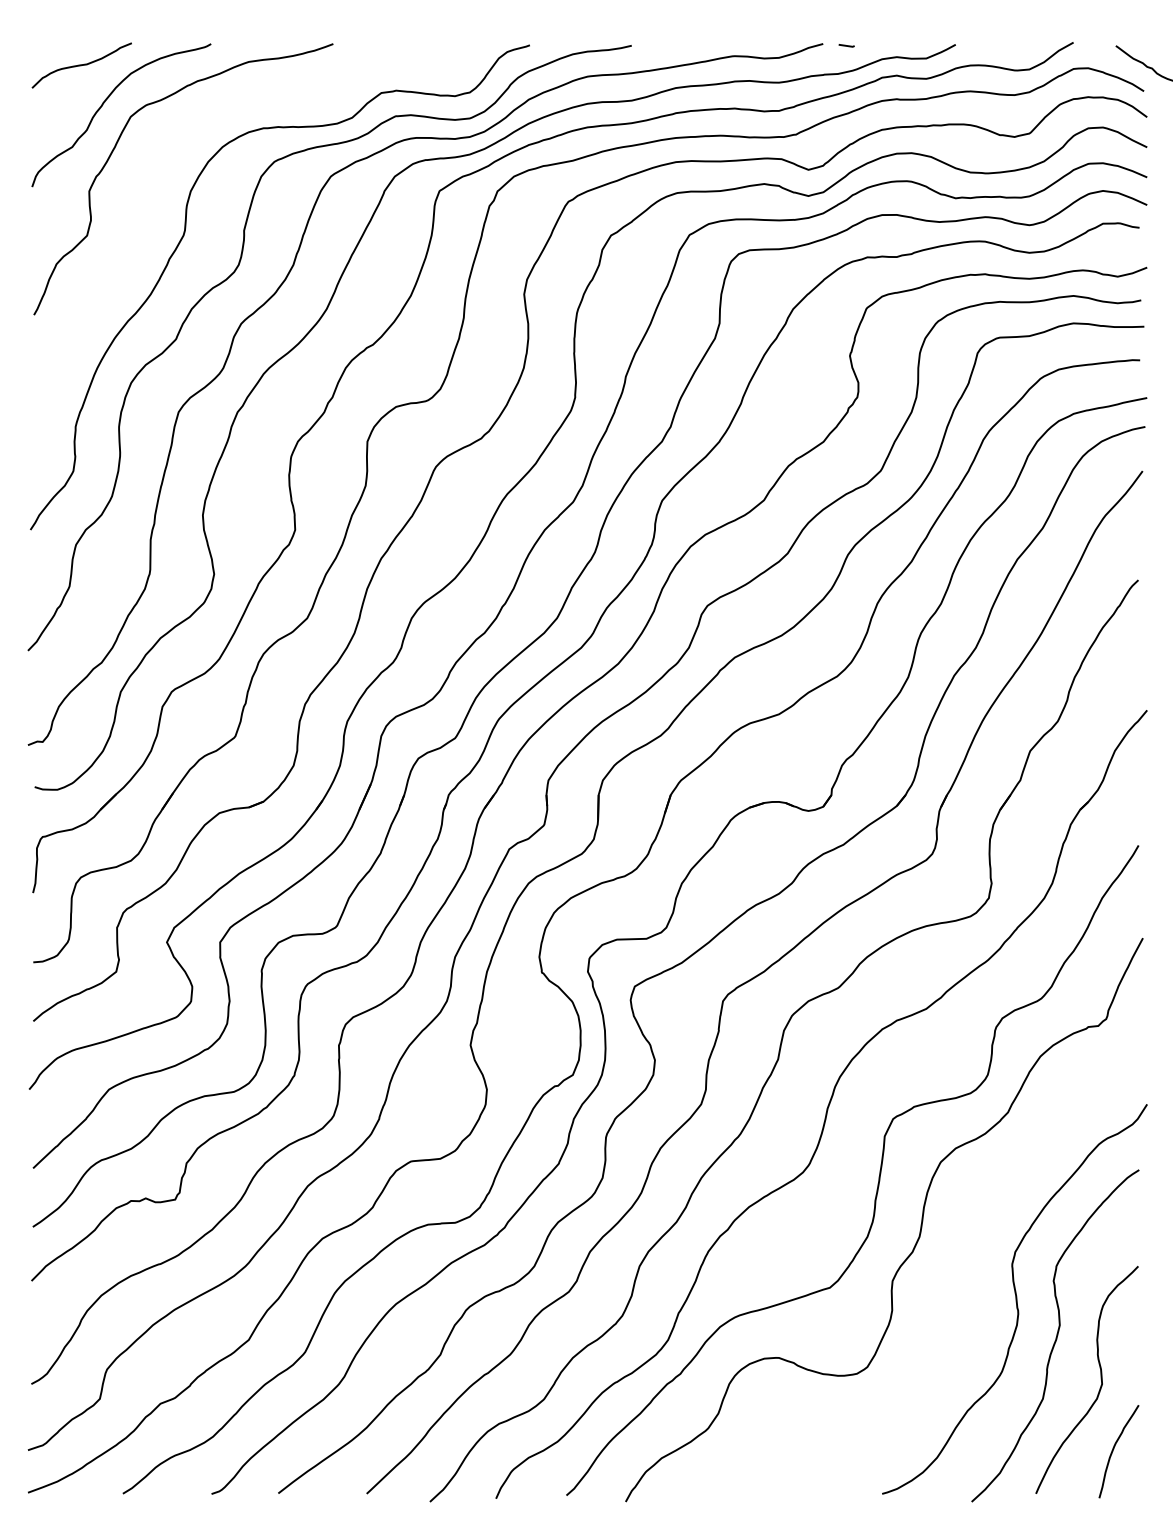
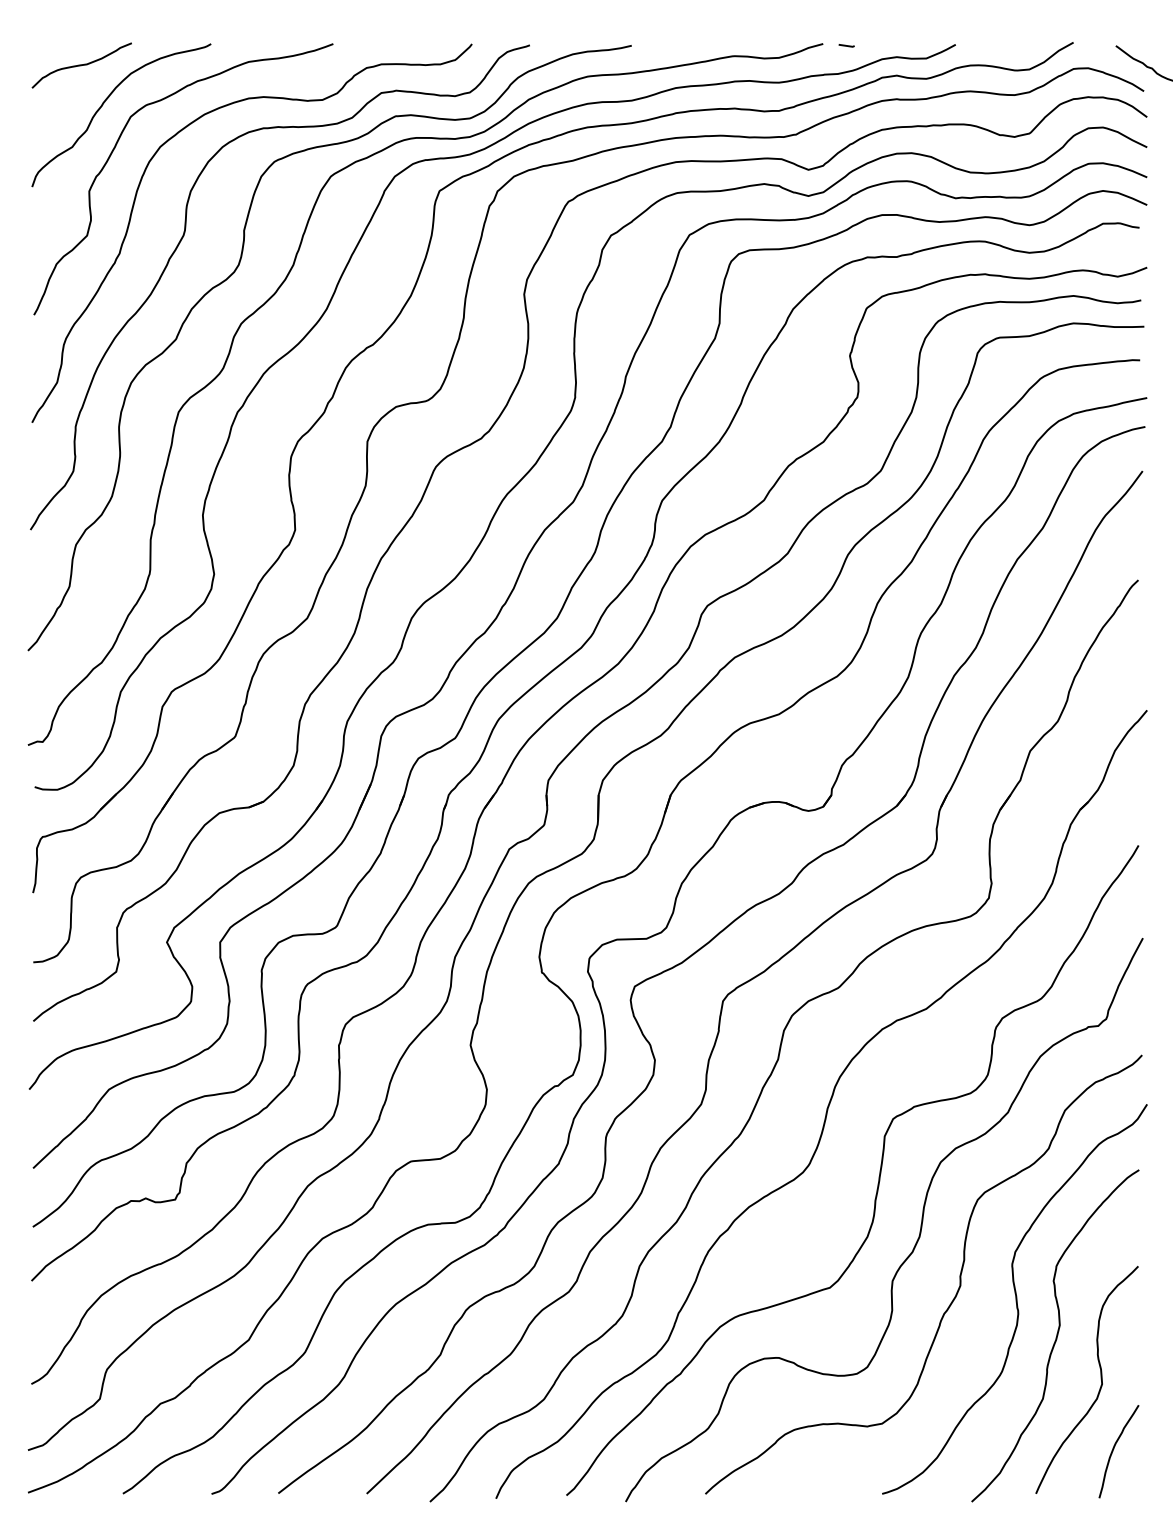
curve: none -> present (136, 198)
curve: none -> present (959, 1274)
